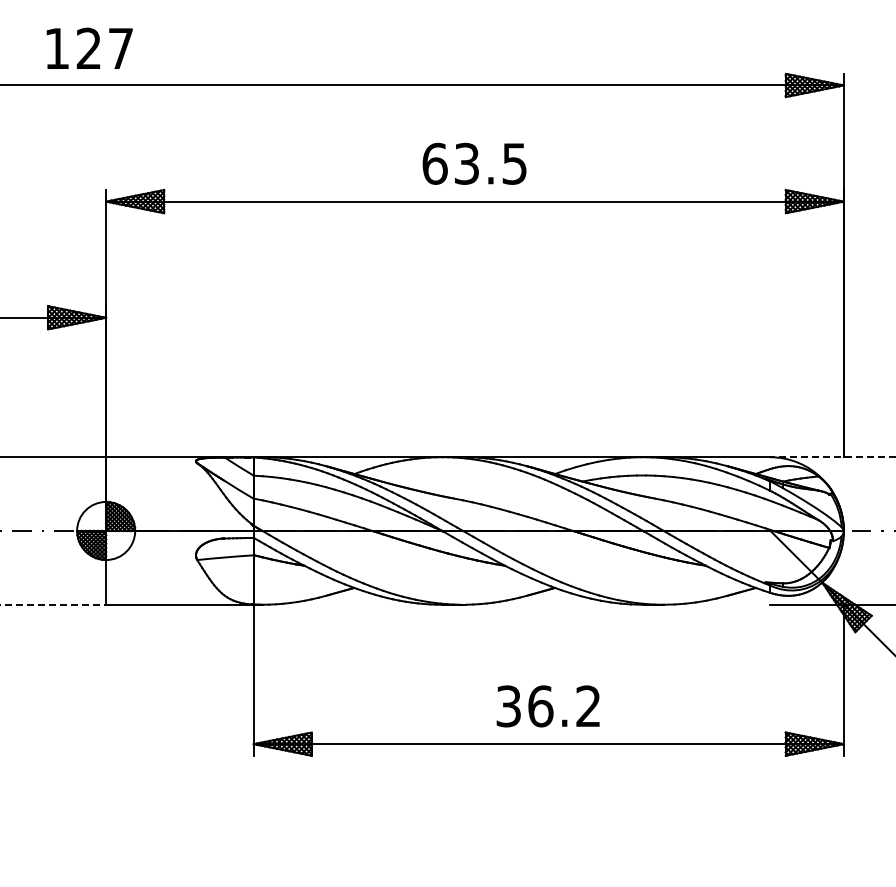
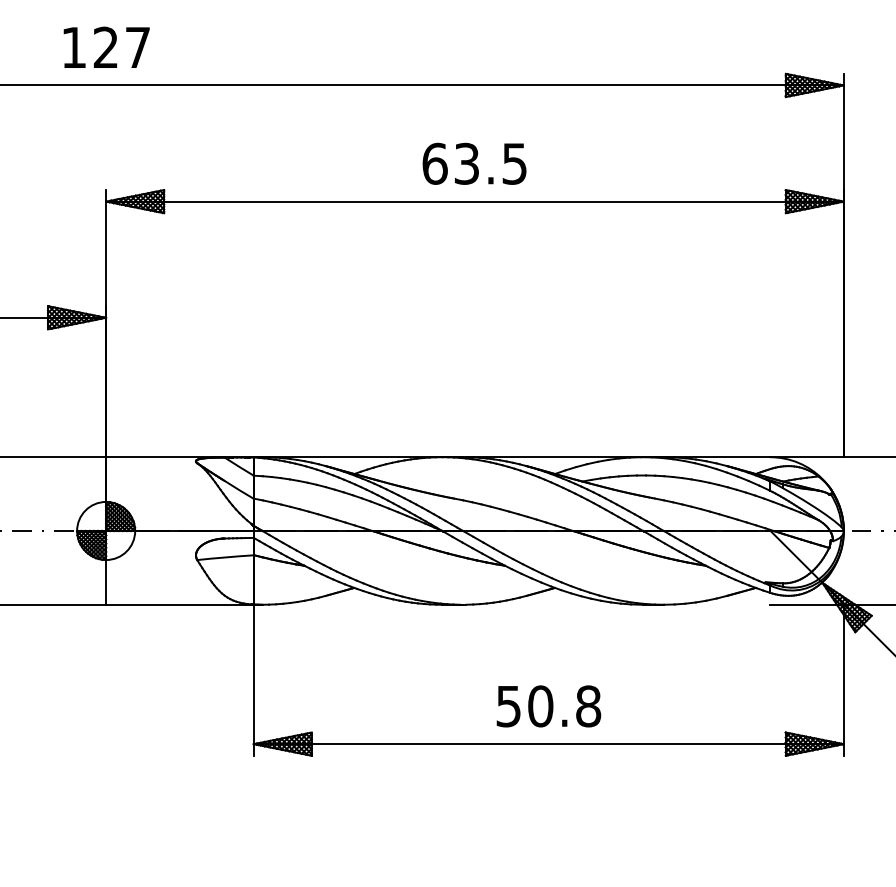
text position: (89, 47) -> (106, 46) (106, 46)
line: dashed -> solid (833, 457)
line: dashed -> solid (53, 604)
text: 36.2 -> 50.8 (549, 706)
